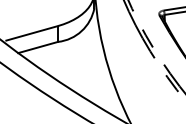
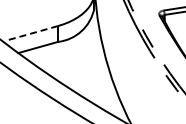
line: solid -> dashed (32, 33)
